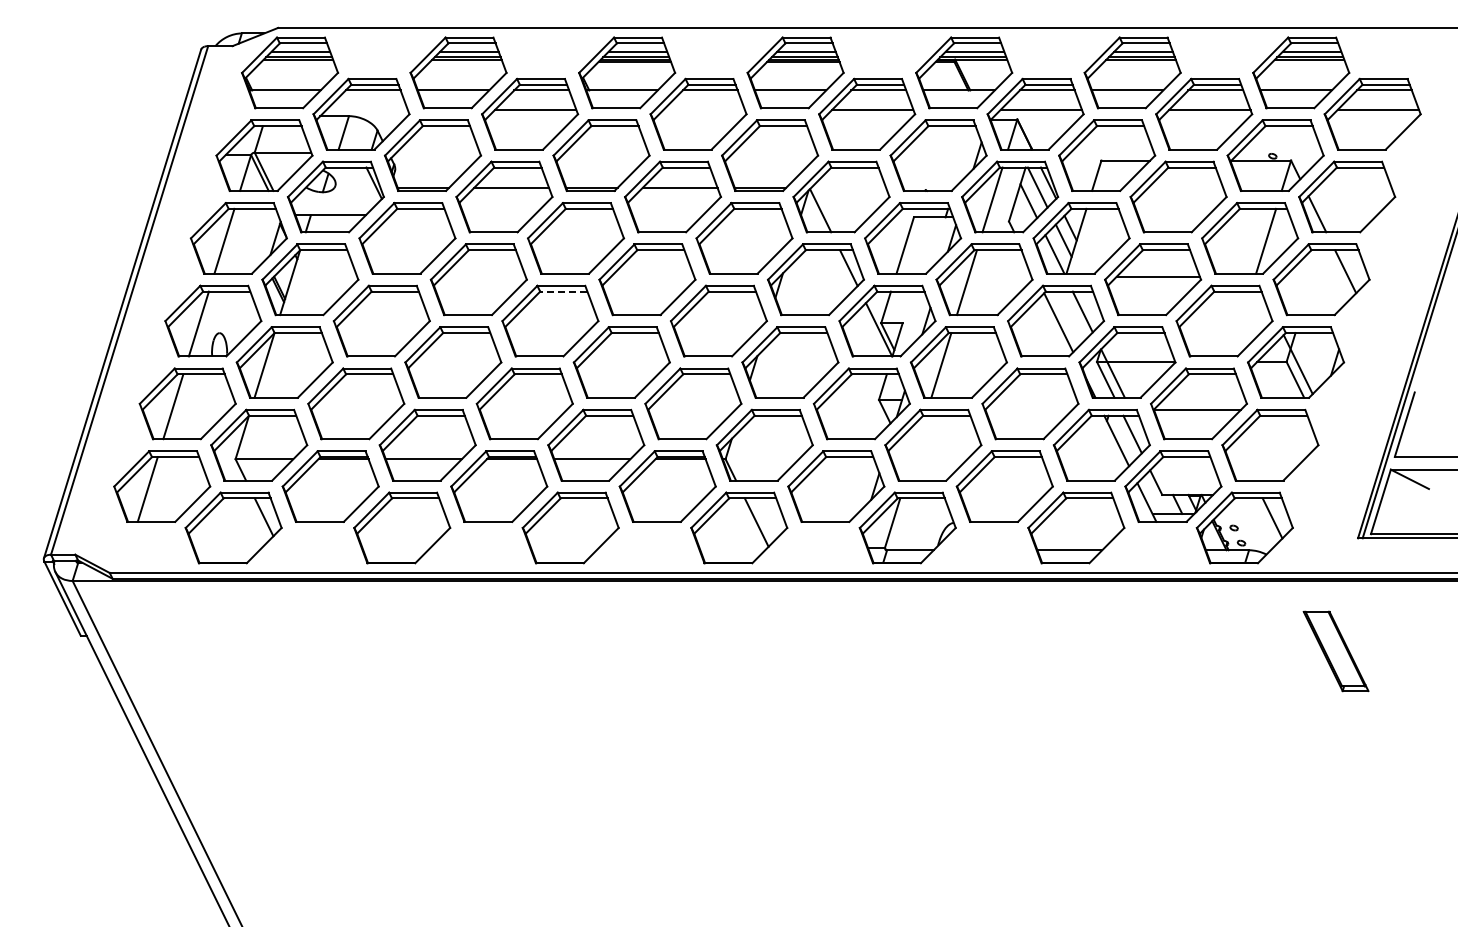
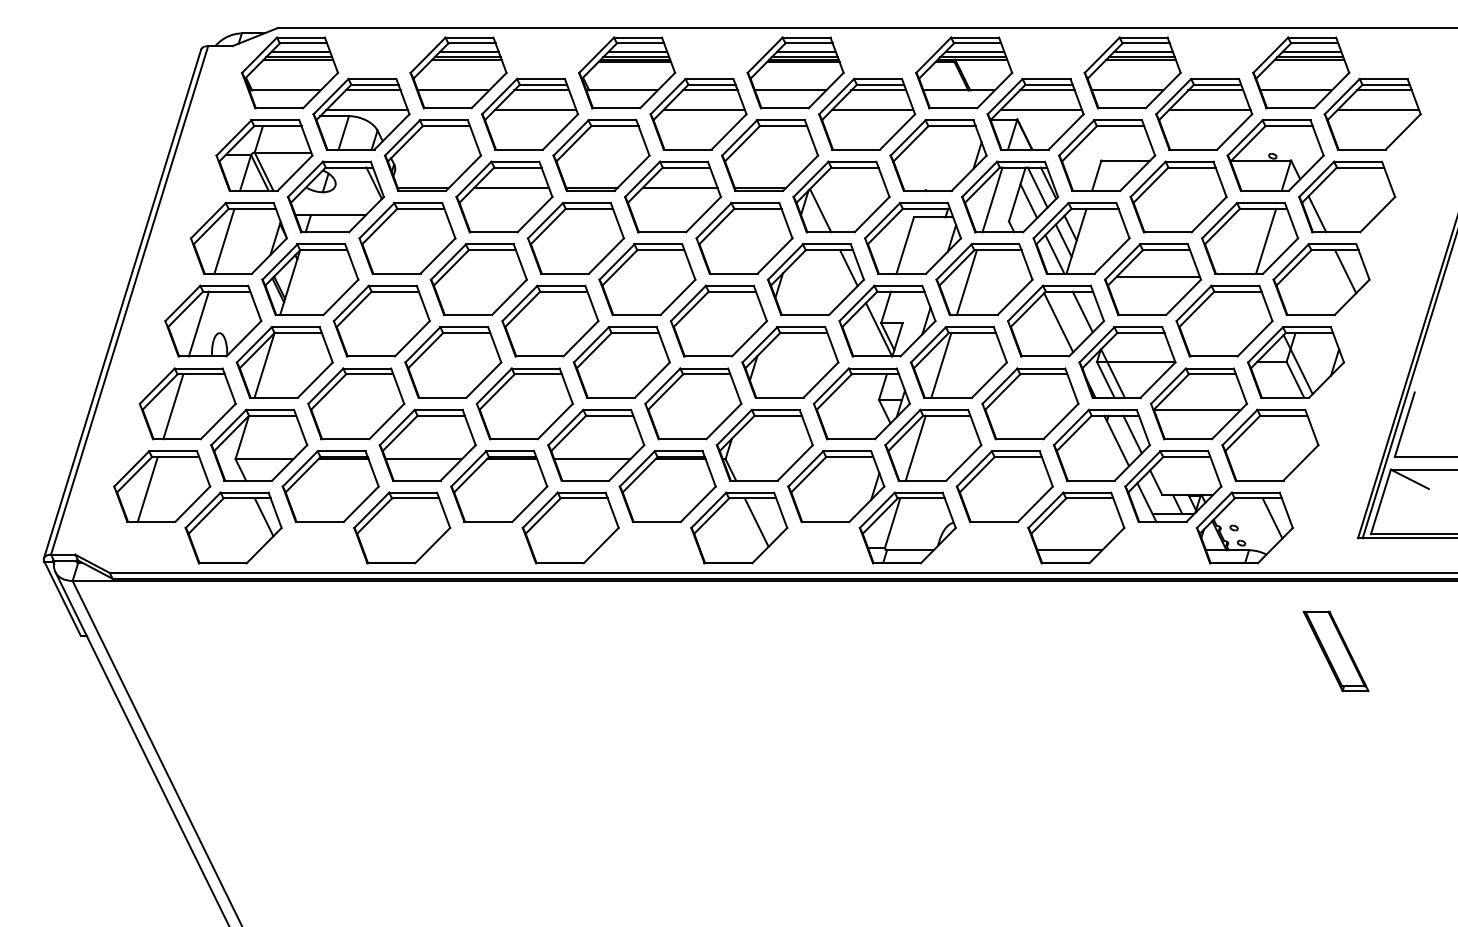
line: none -> present (366, 109)
line: none -> present (703, 109)
line: dashed -> solid (563, 291)
line: none -> present (915, 447)
